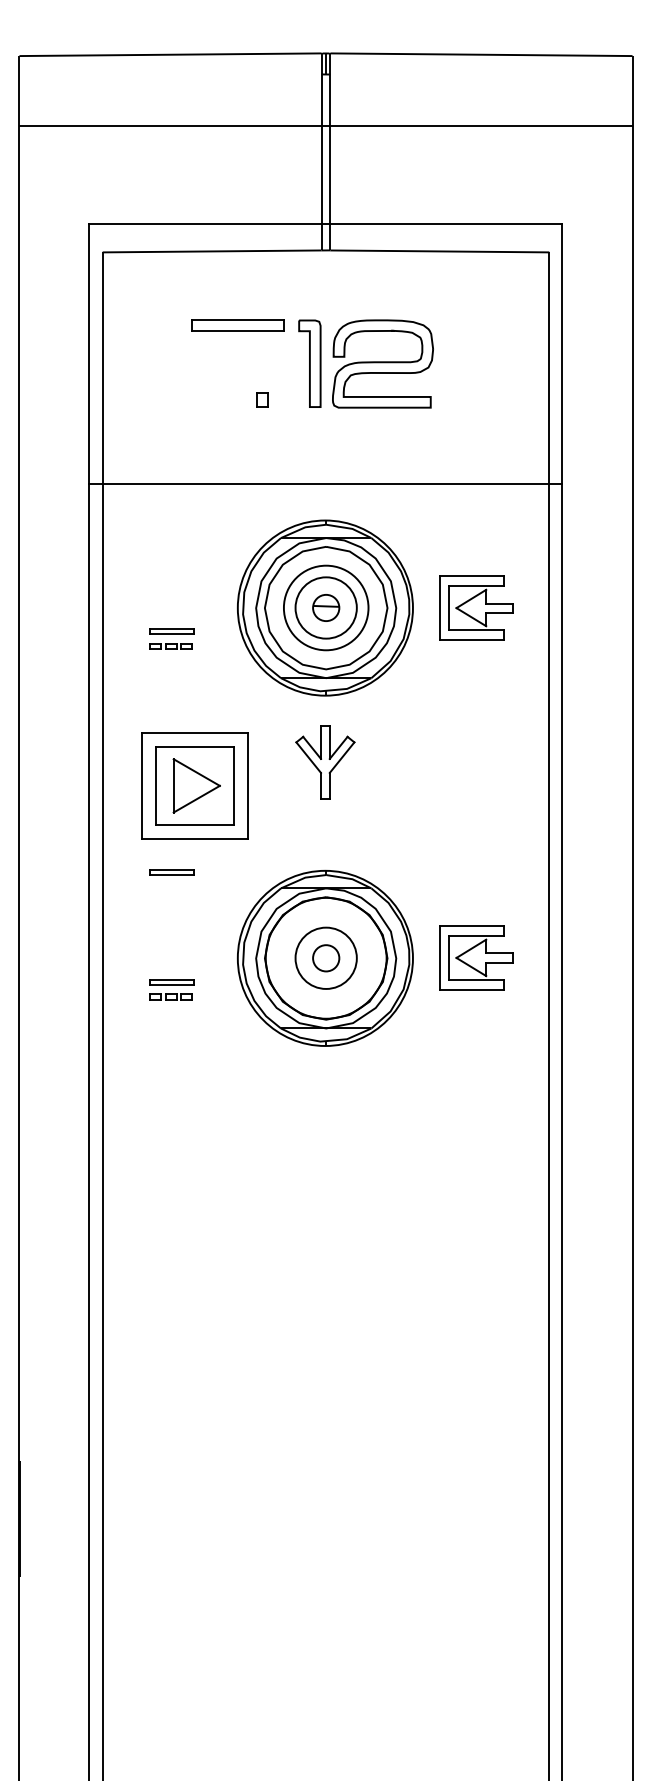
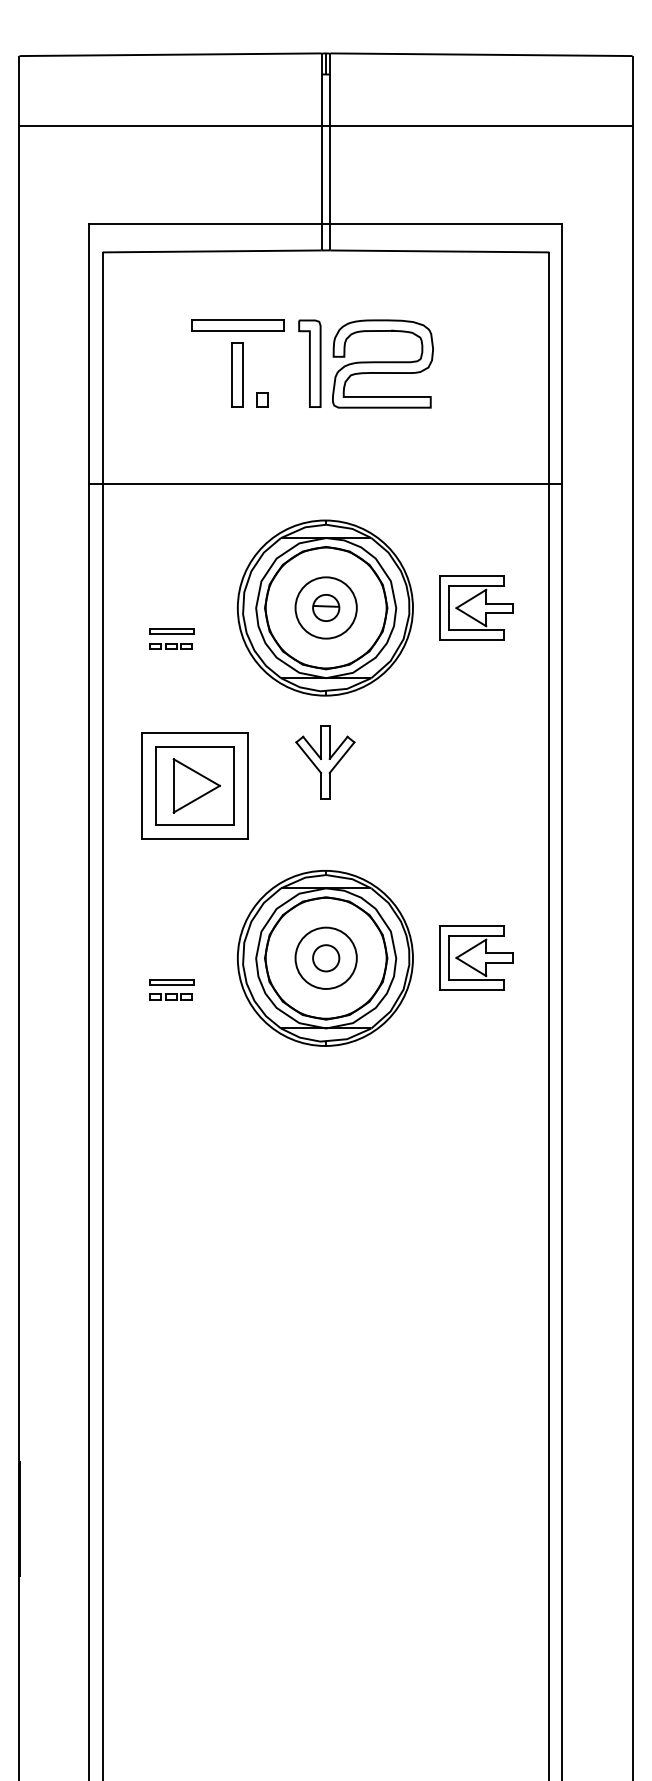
part: none -> present (237, 374)
circle diameter: 85 px -> 121 px (325, 607)
part: present -> none (171, 872)
